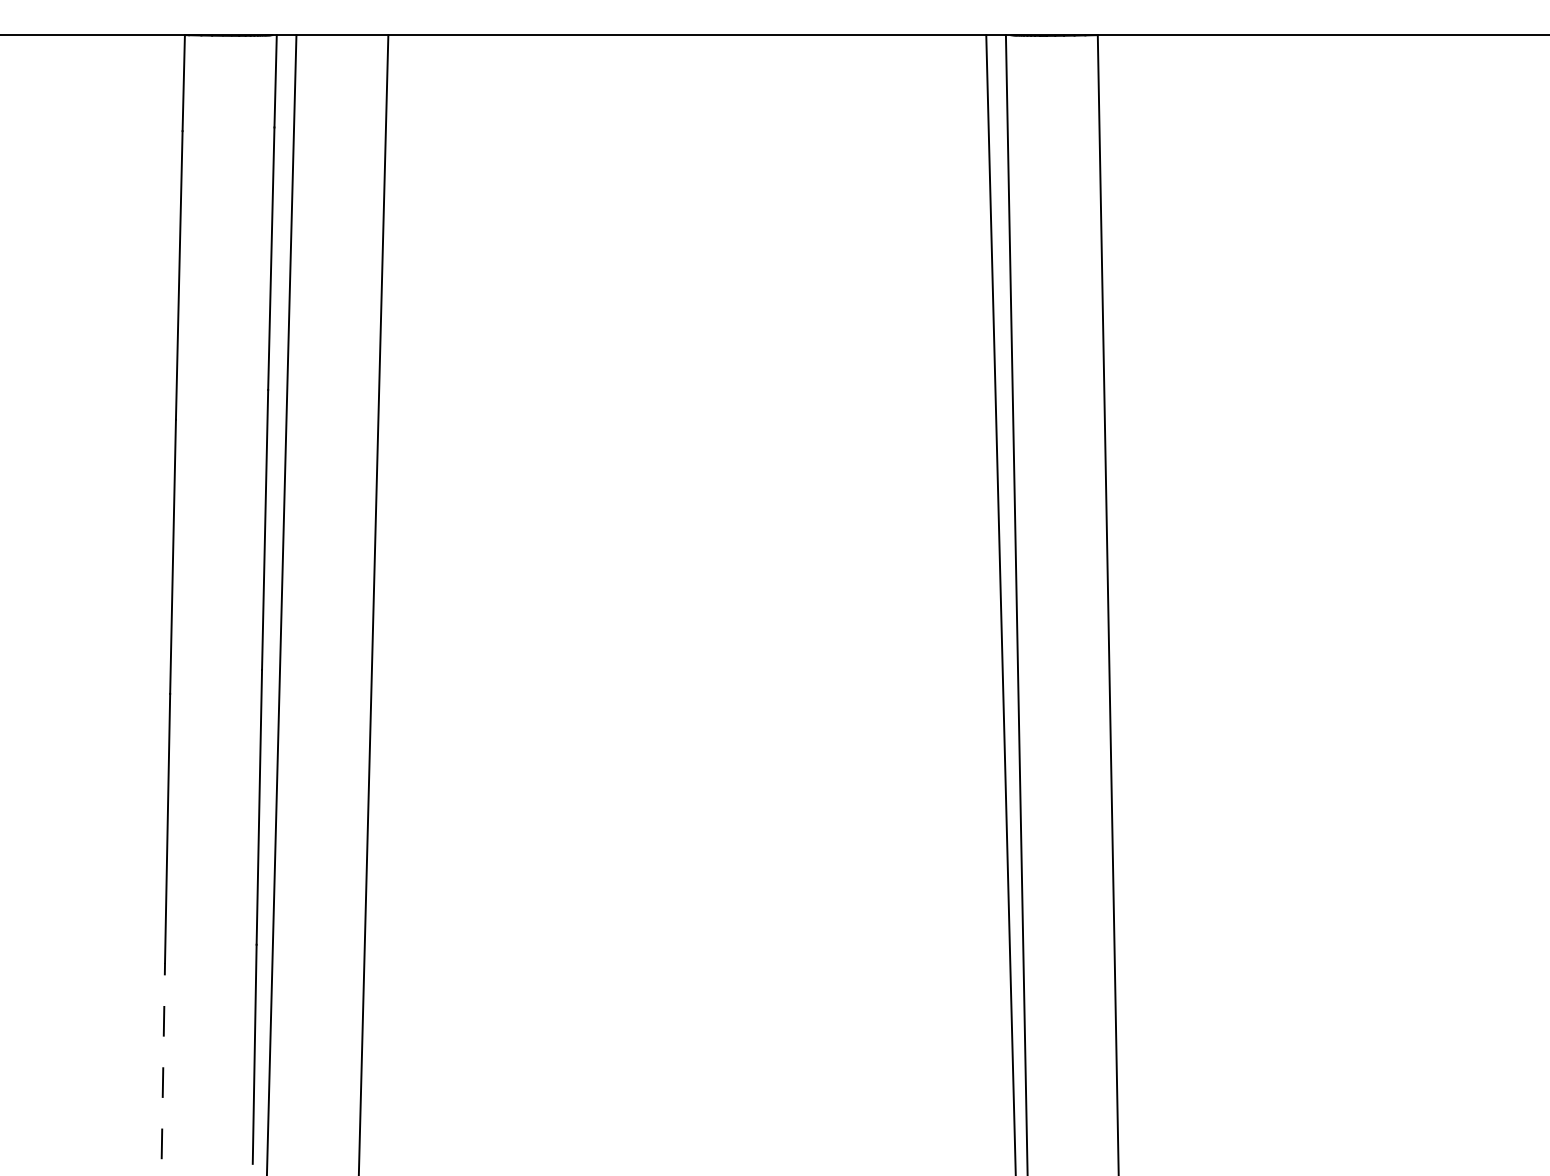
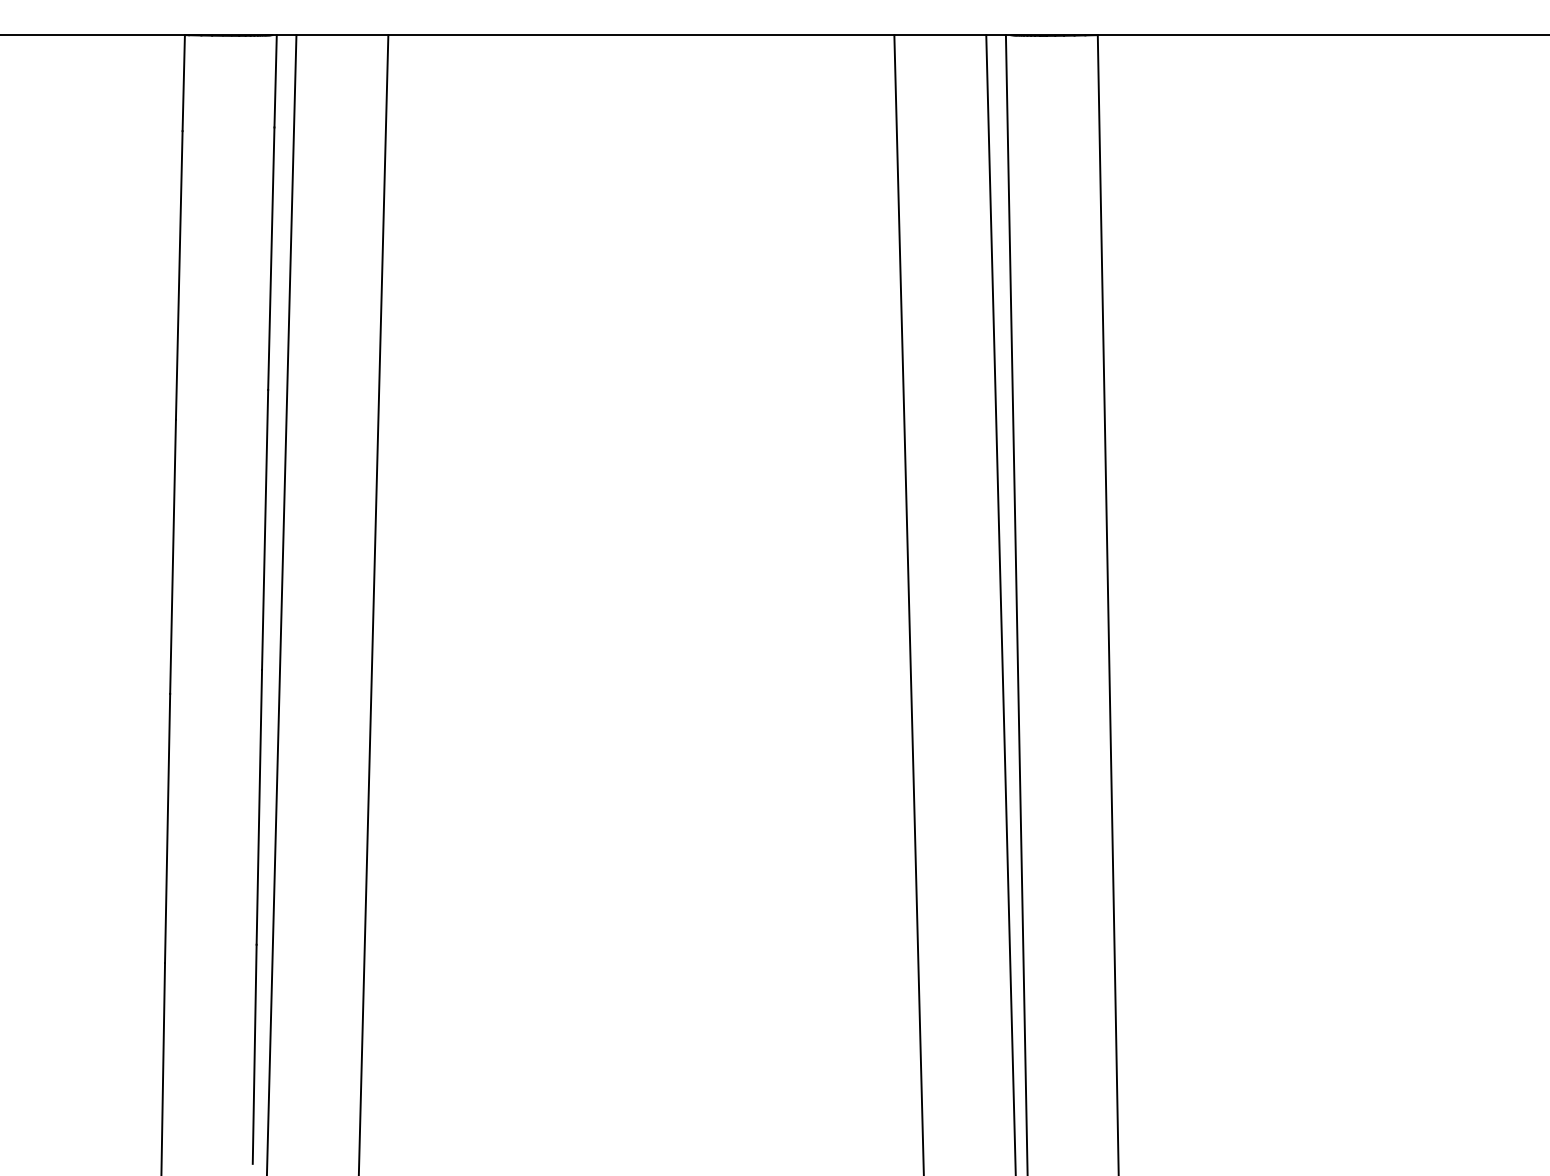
line: none -> present (908, 603)
line: dashed -> solid (163, 1068)
